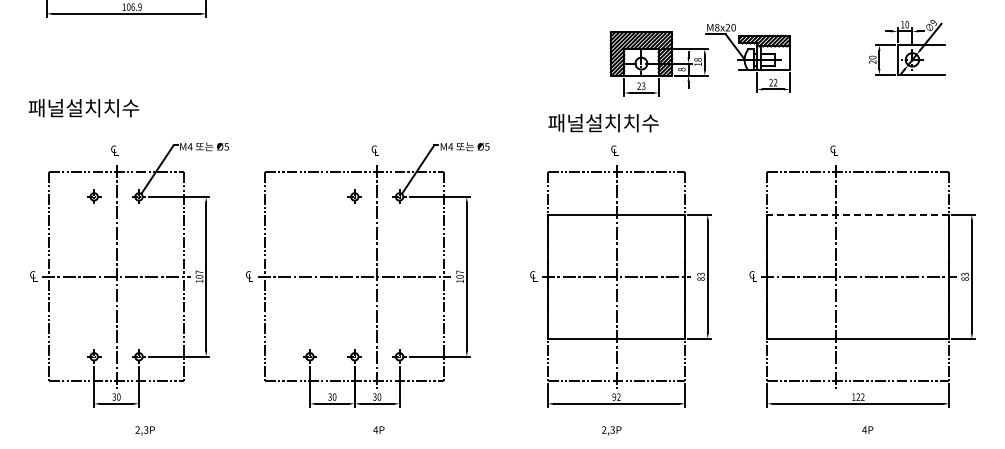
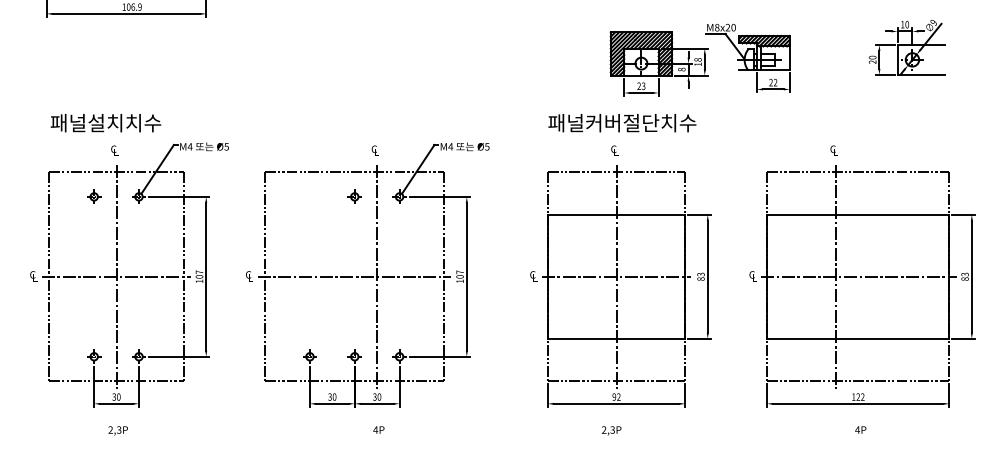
text position: (83, 108) -> (105, 123) (105, 123)
text: 패널설치치수 -> 패널커버절단치수 (641, 123)
line: dashed -> solid (857, 214)
text position: (867, 429) -> (860, 429) (860, 429)
text position: (144, 430) -> (117, 430) (117, 430)
